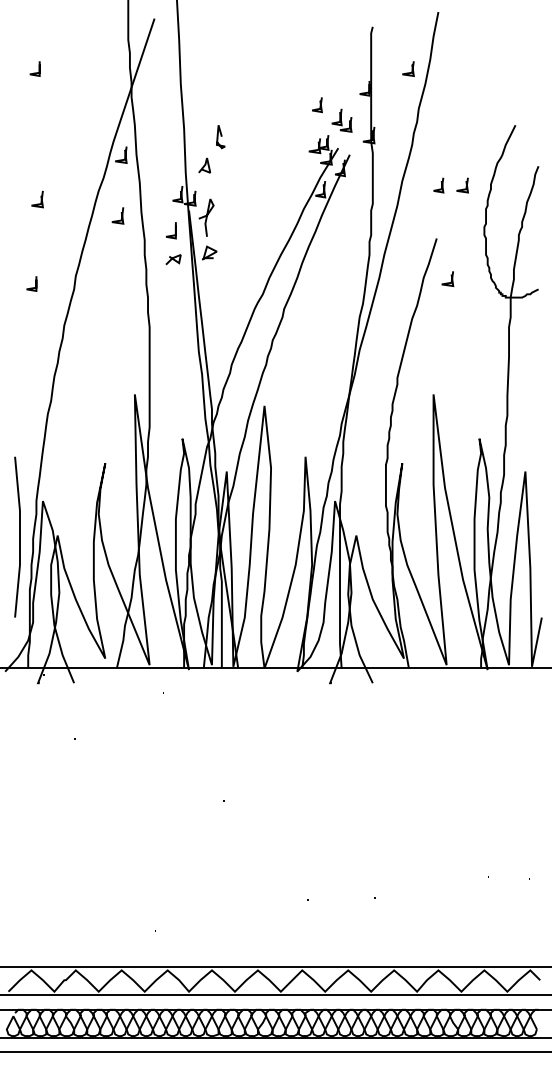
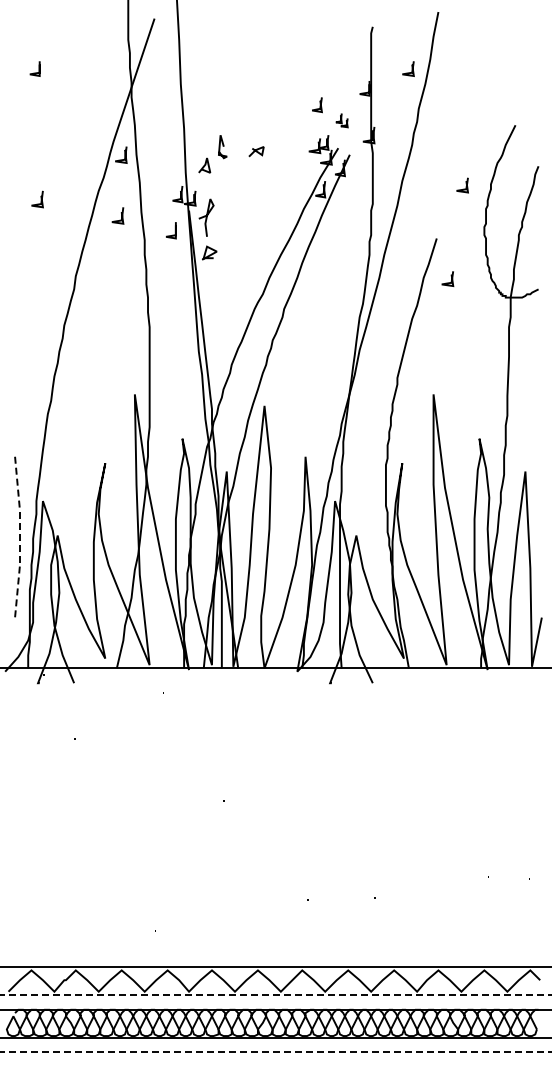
part size: 22x25 px -> 14x16 px (341, 120)
curve position: (220, 136) -> (222, 146) (222, 146)
line: present -> none (441, 185)
line position: (173, 259) -> (256, 151) (256, 151)
line: present -> none (35, 283)
line: solid -> dashed (19, 537)
line: solid -> dashed (276, 995)
line: solid -> dashed (276, 1052)
